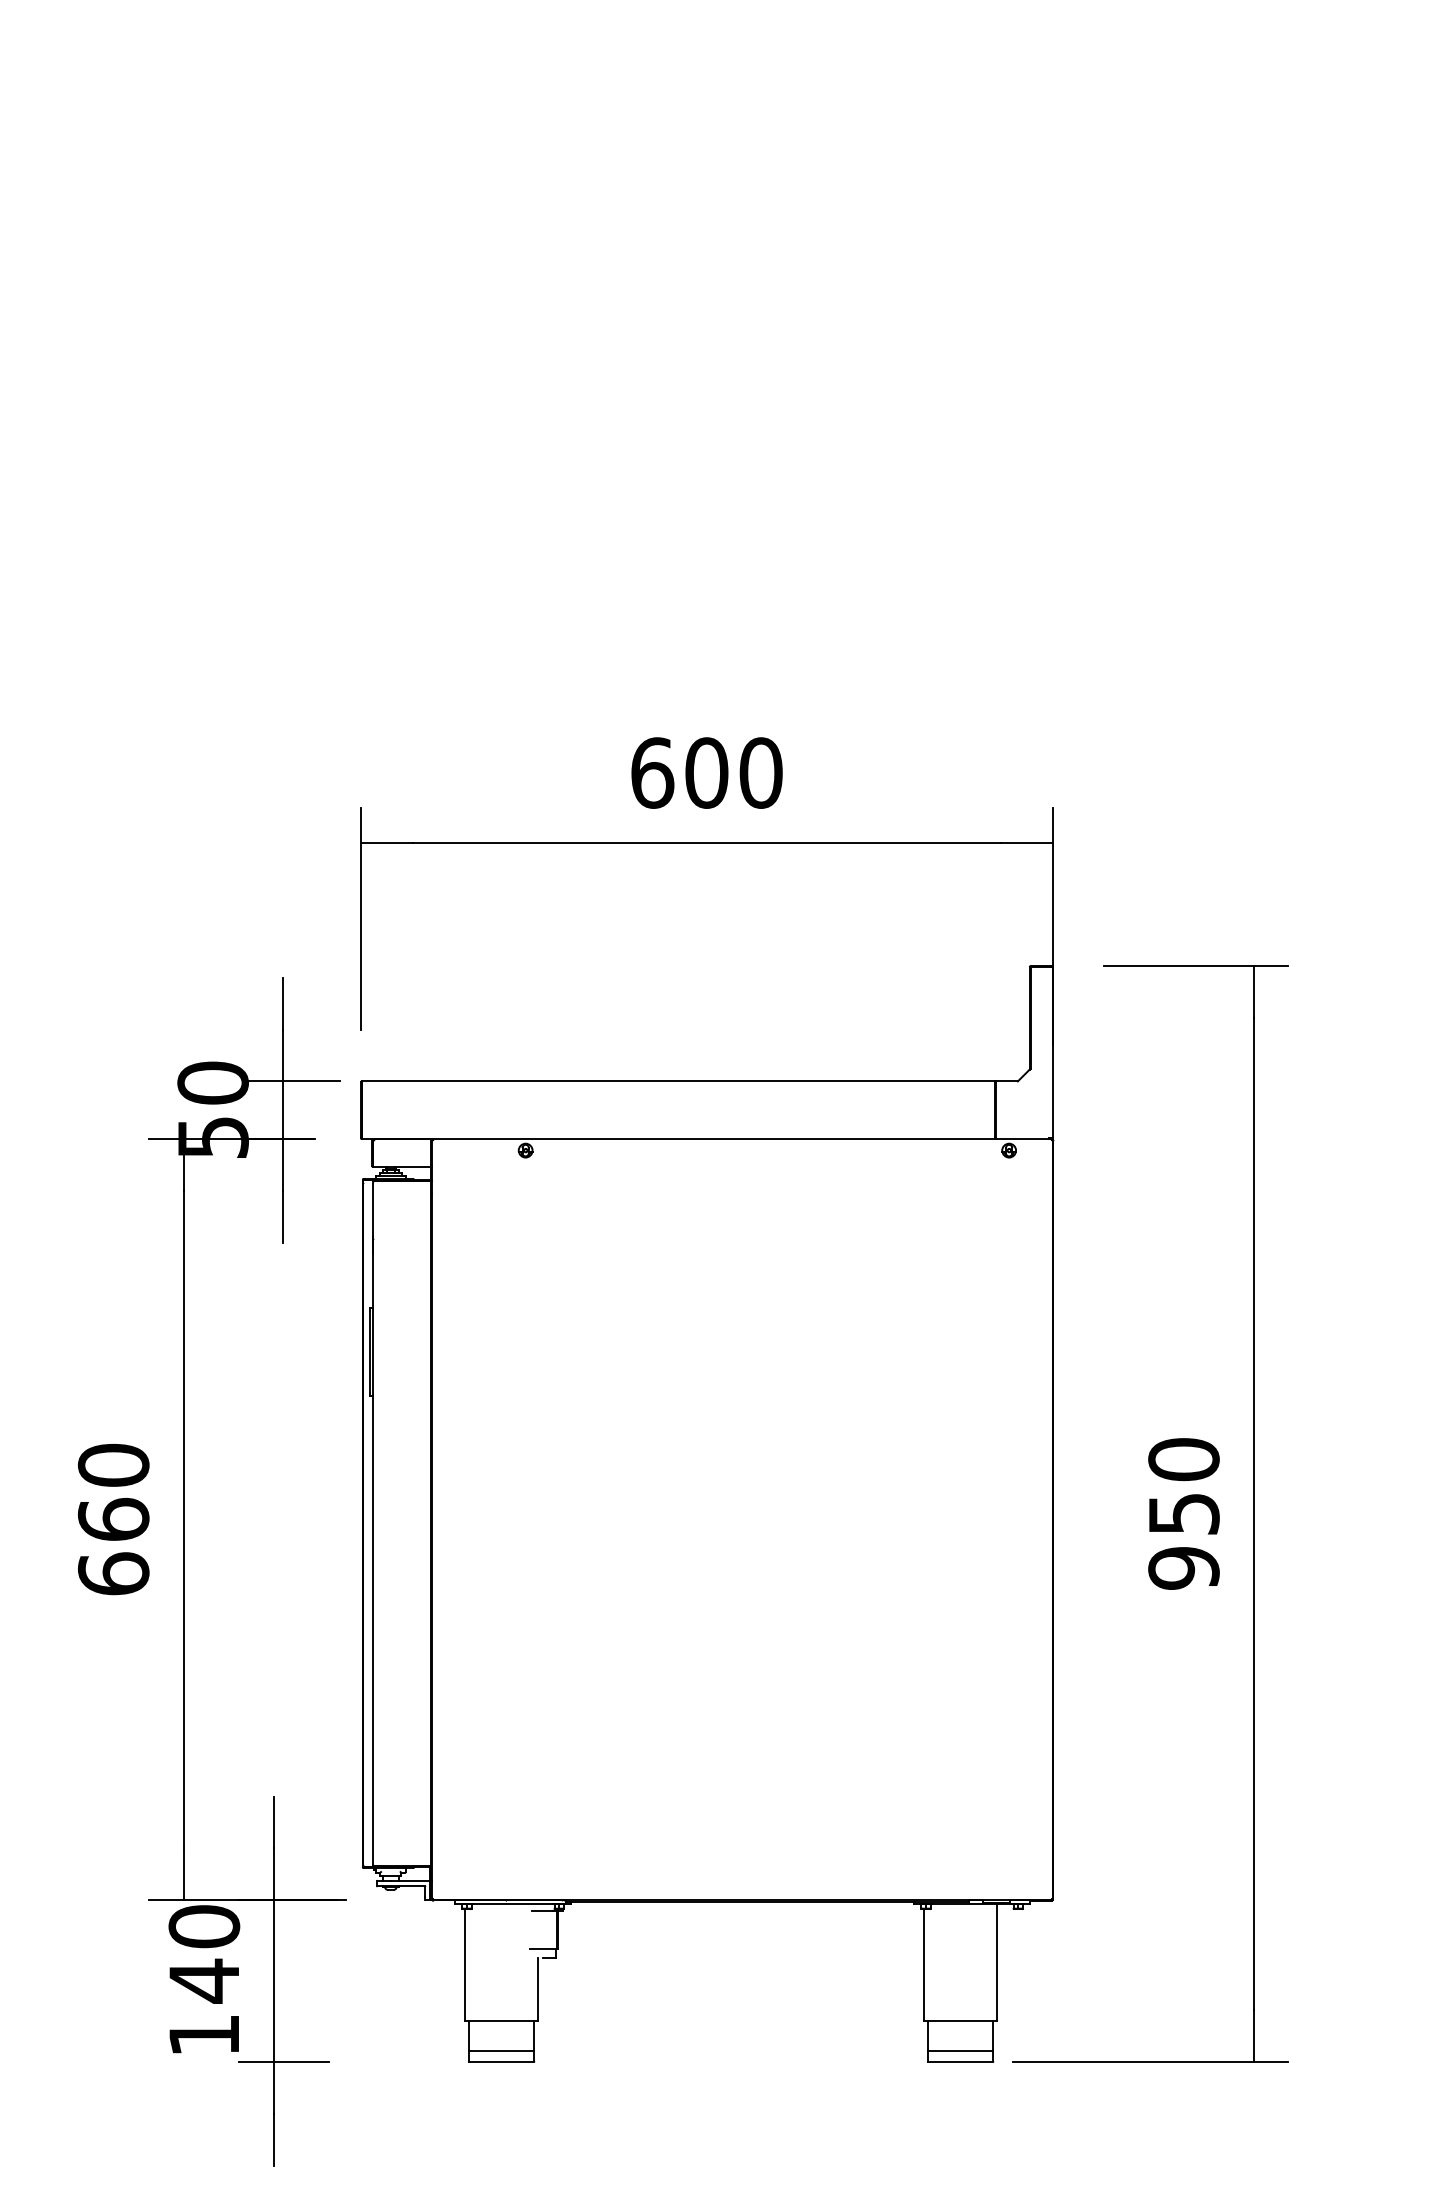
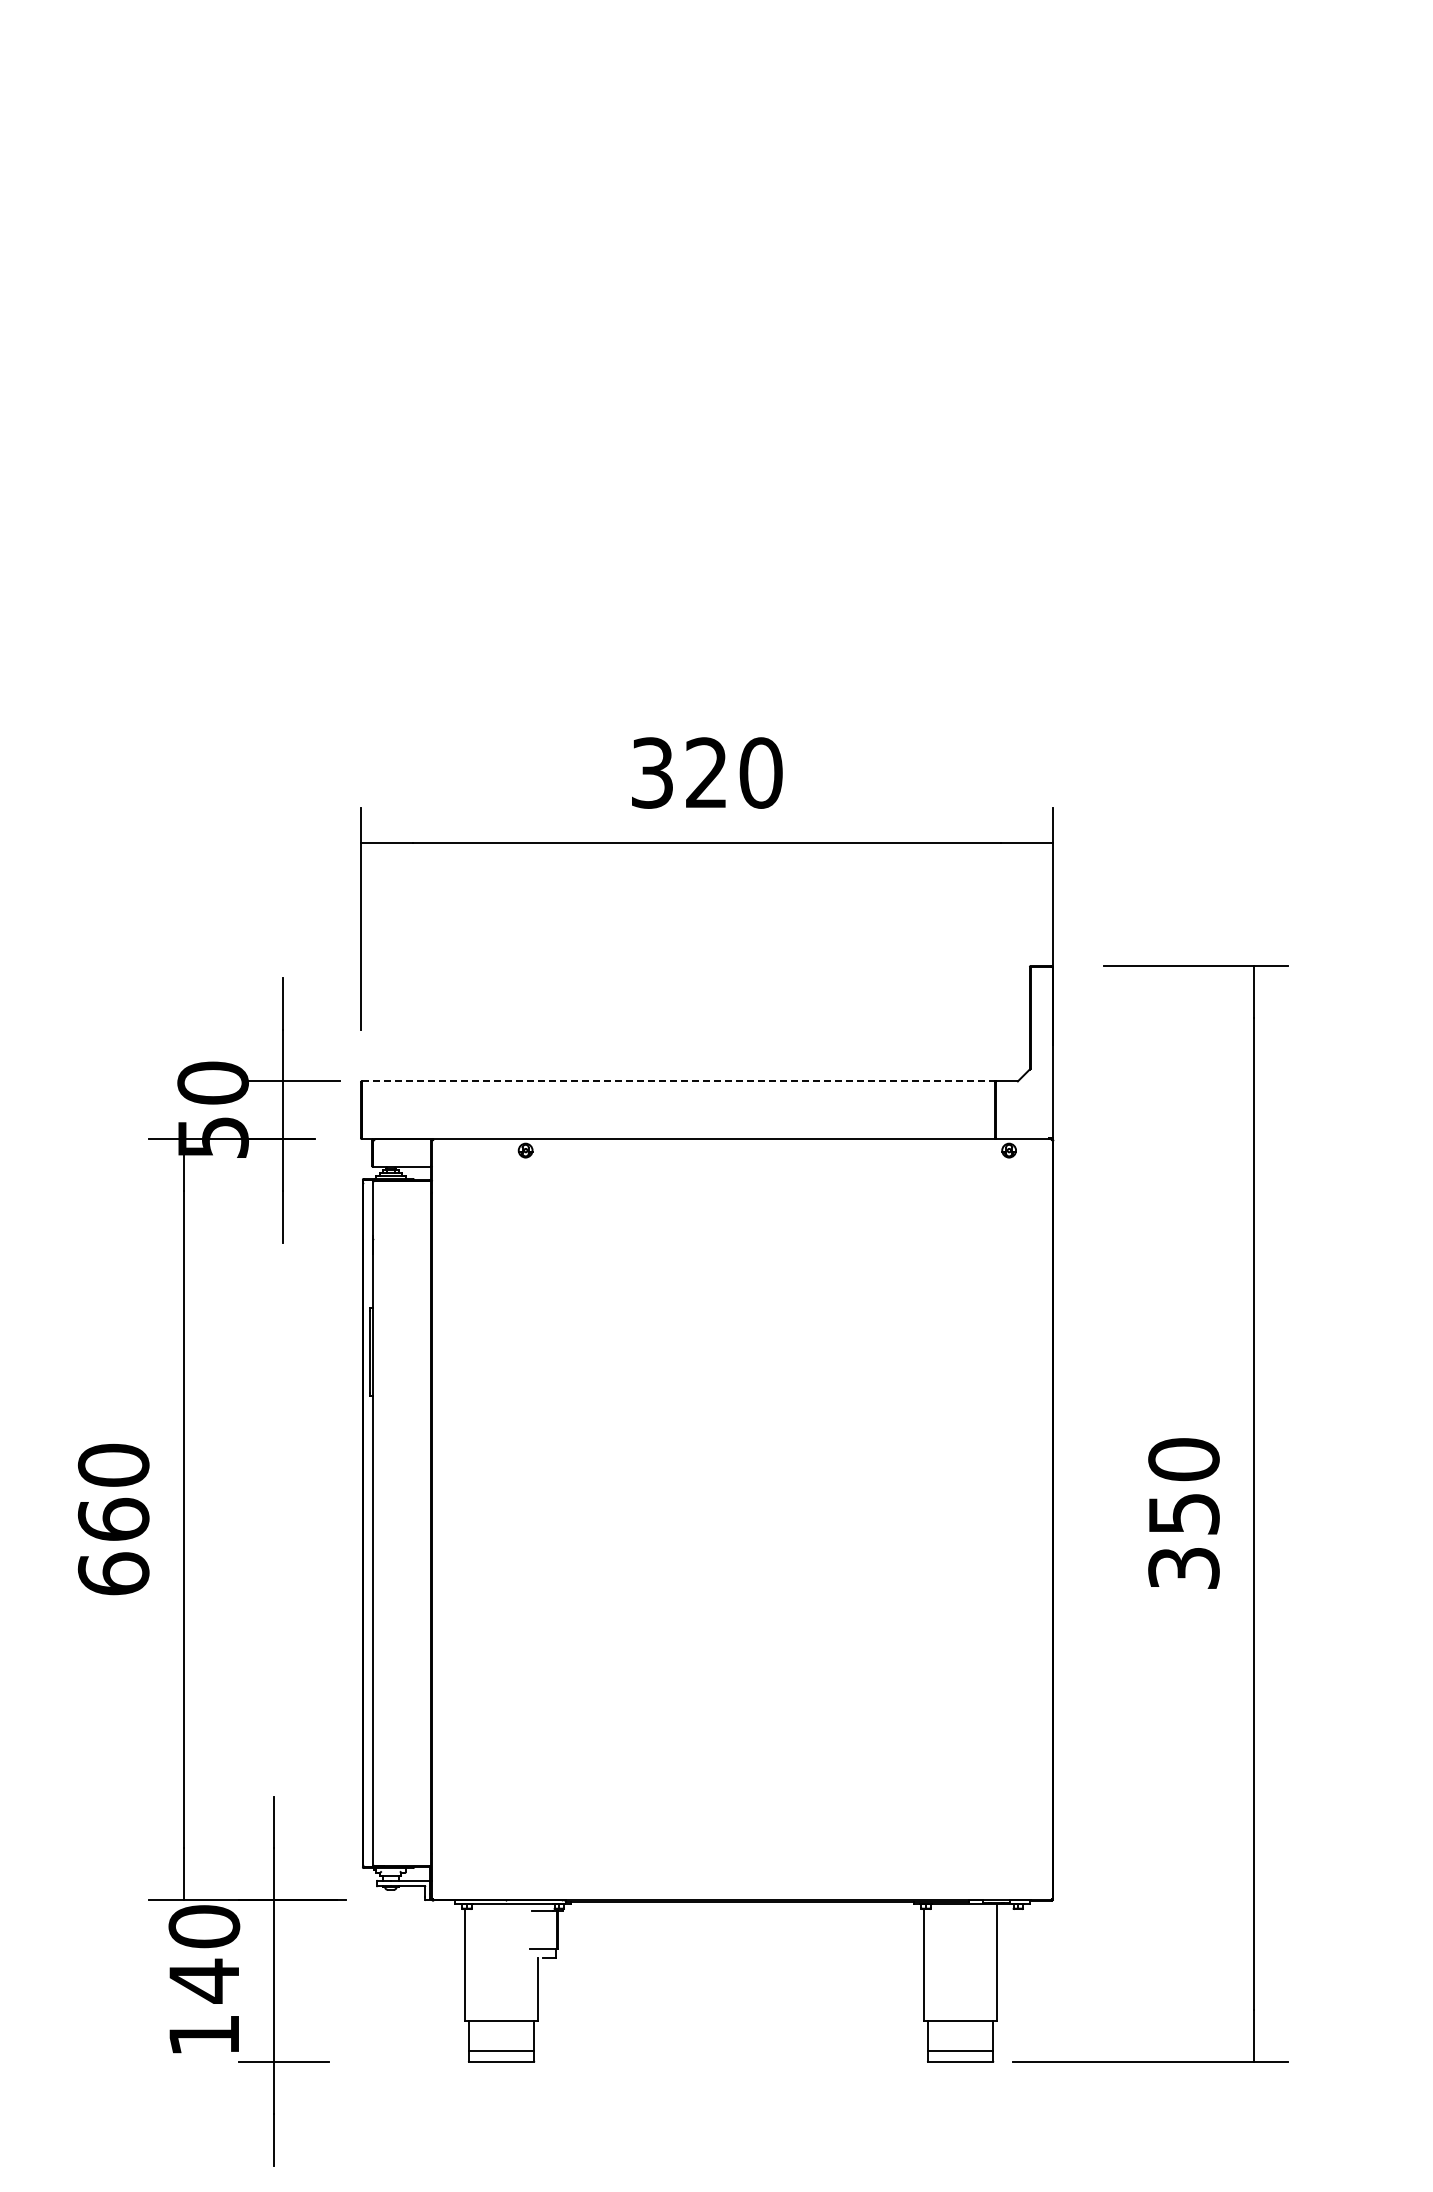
text: 600 -> 320 (679, 772)
line: solid -> dashed (678, 1081)
text: 950 -> 350 (1183, 1568)
